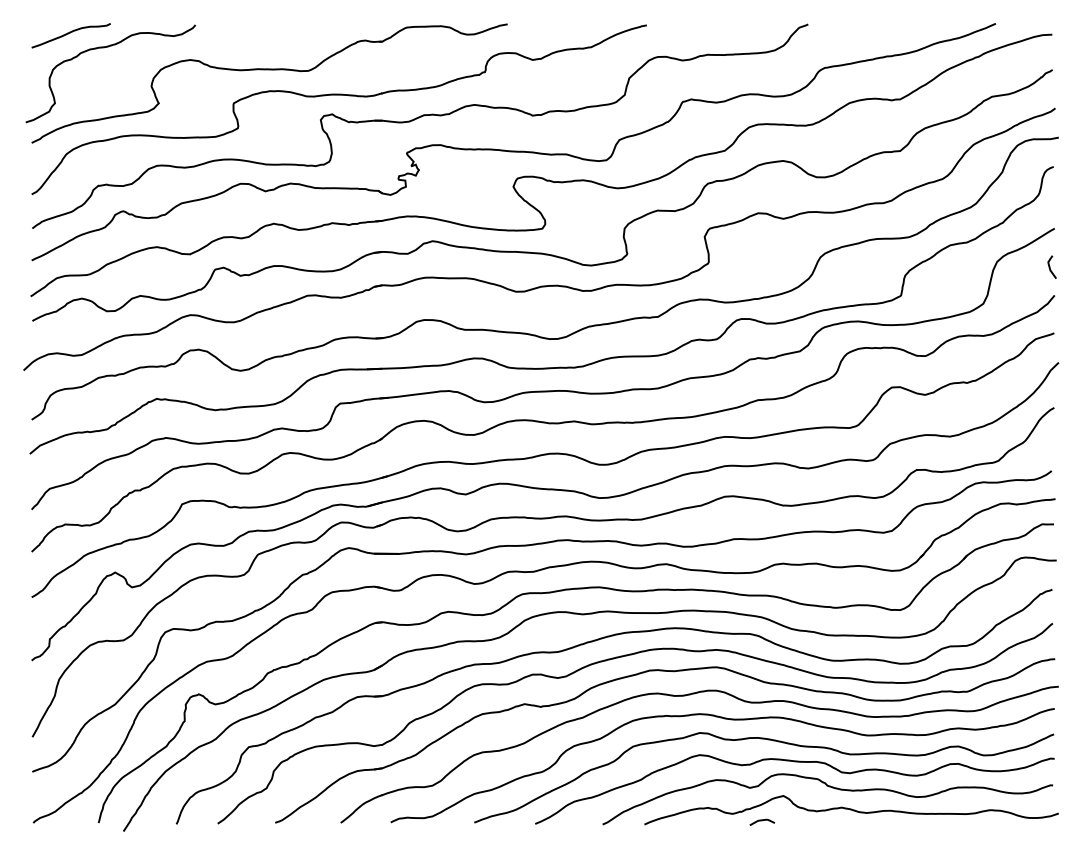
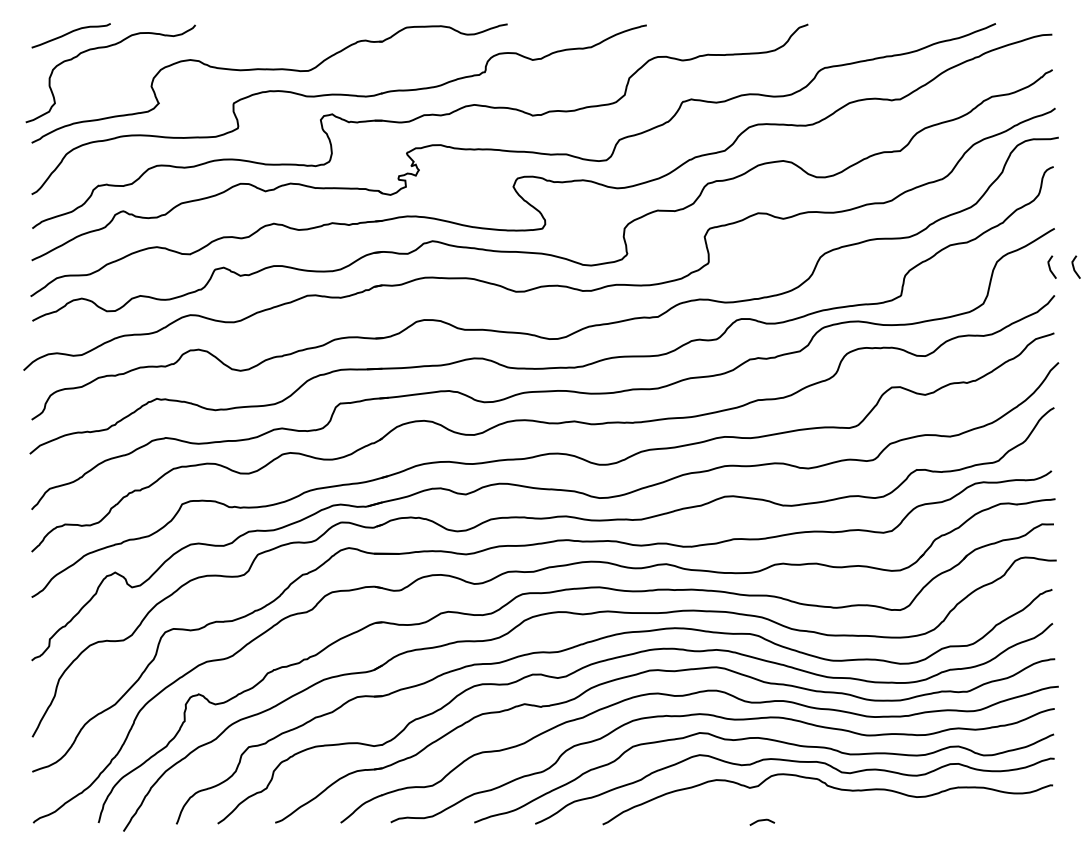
curve: none -> present (1074, 266)
curve: present -> none (851, 810)
